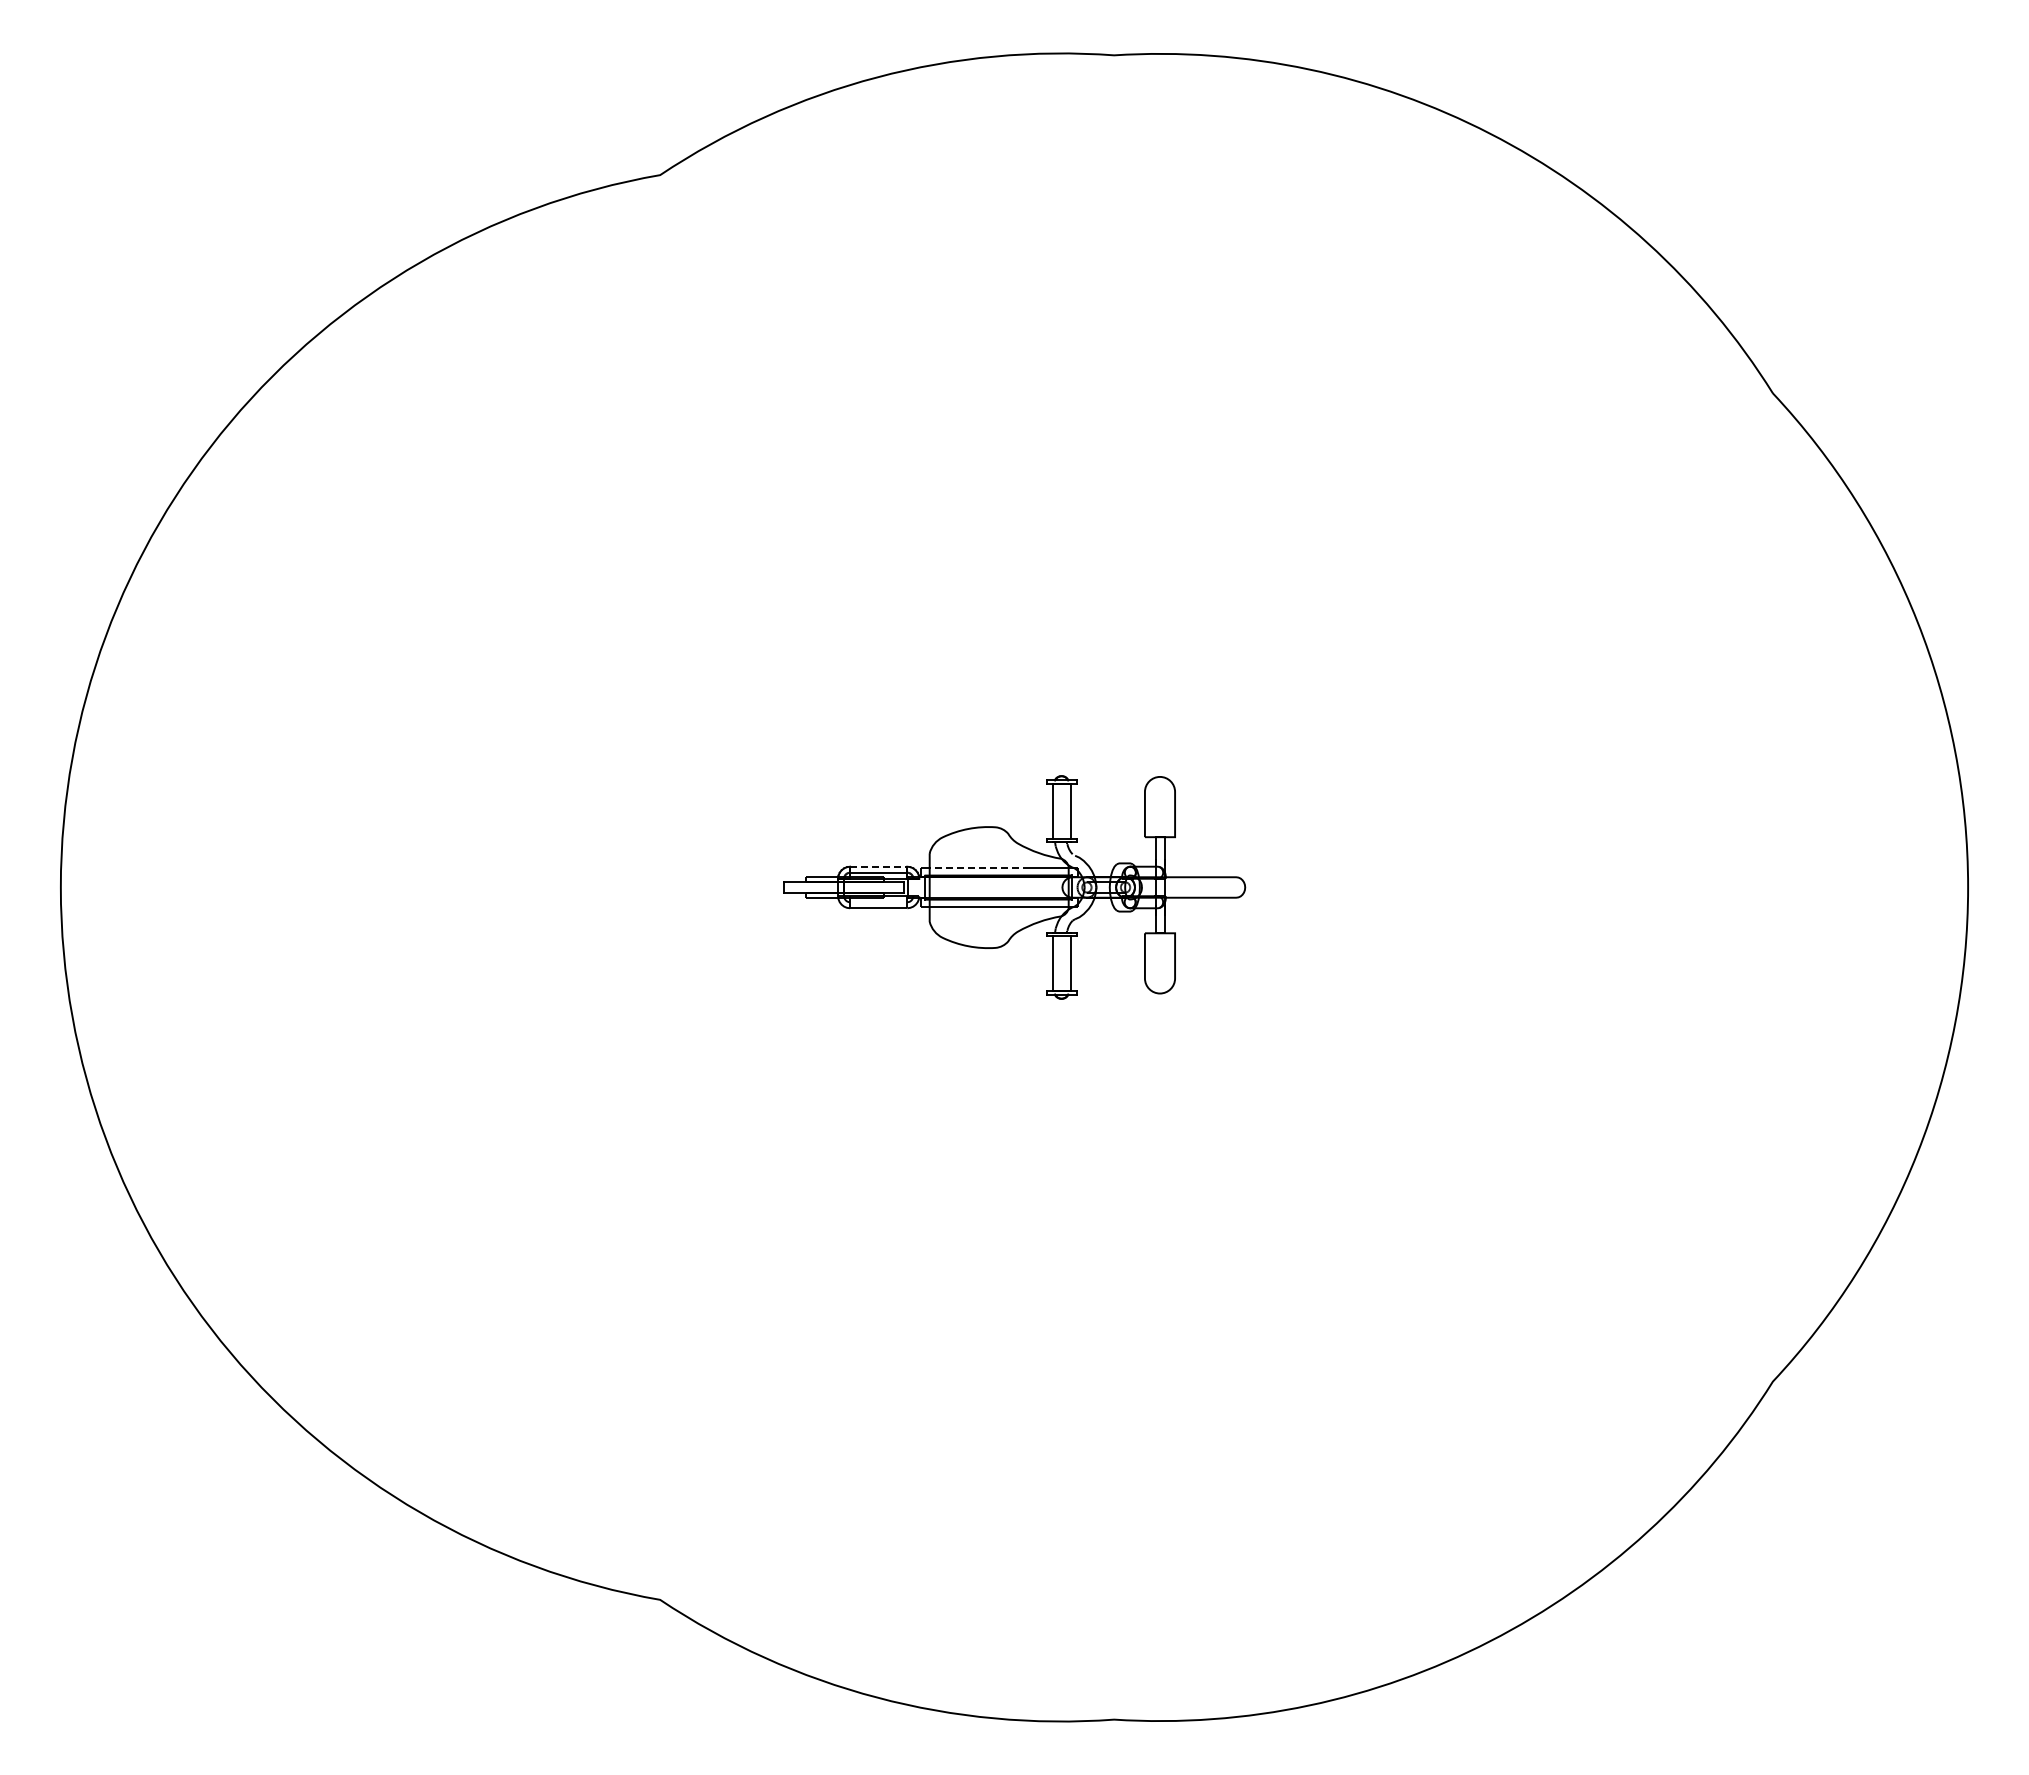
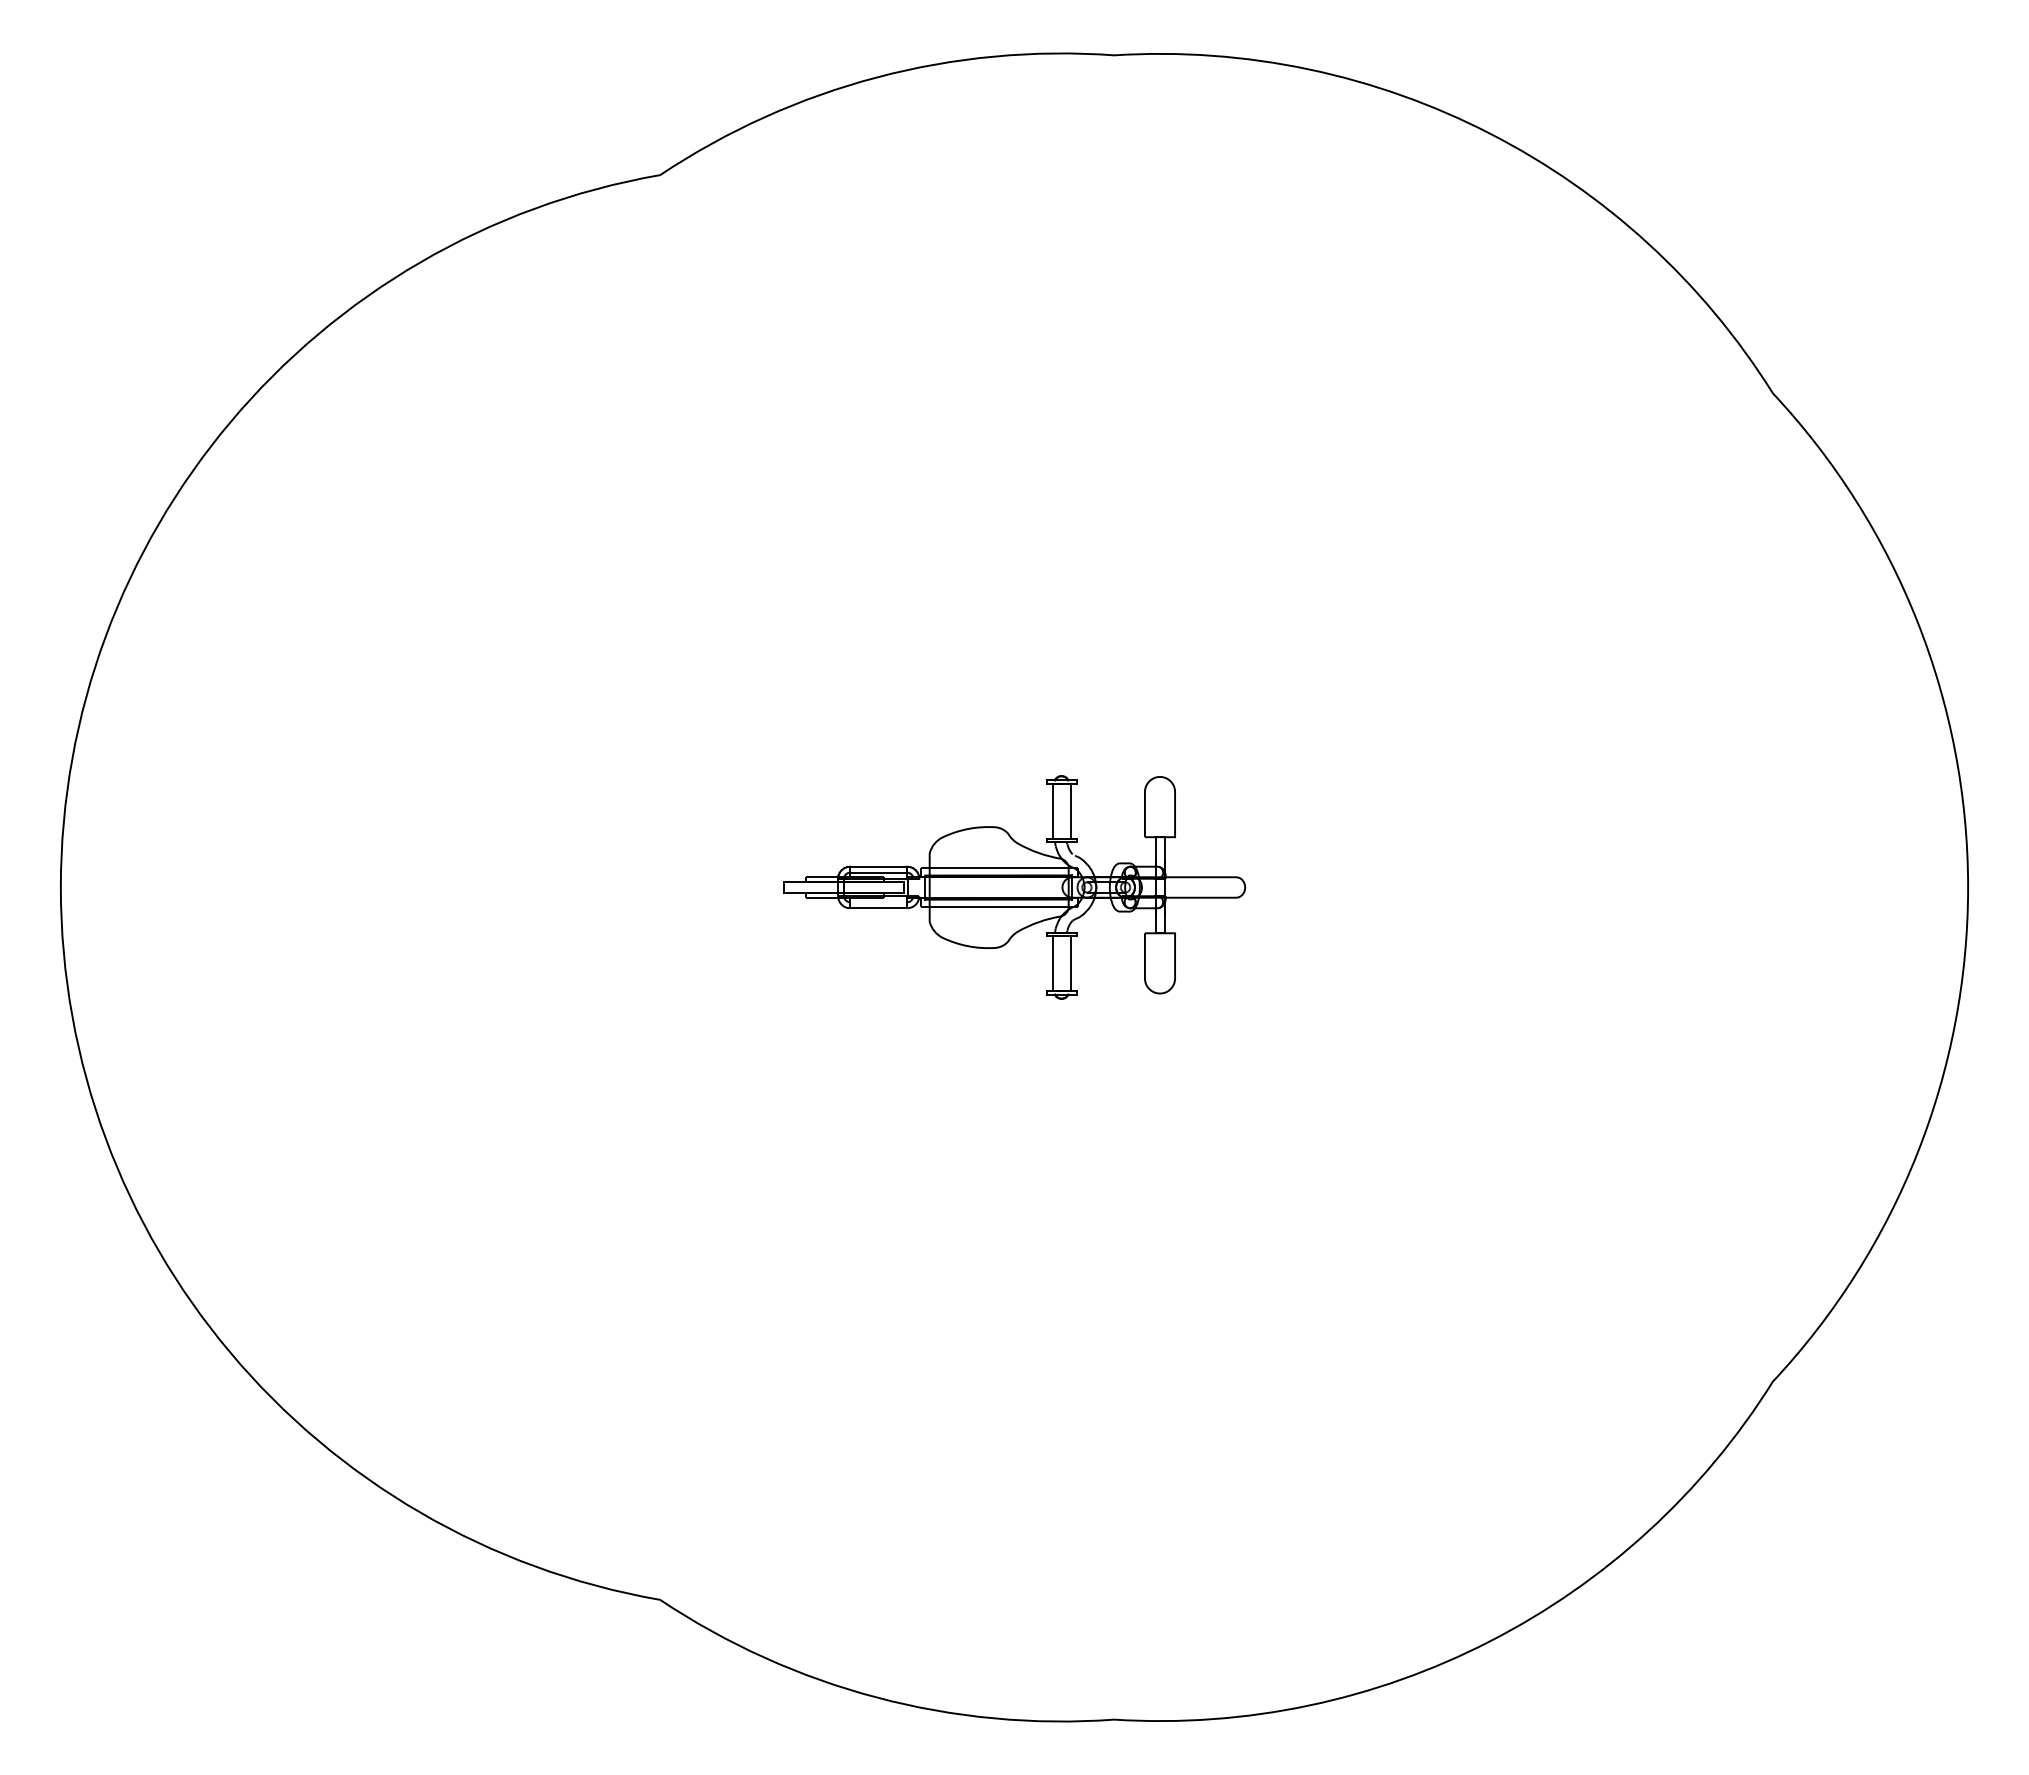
line: dashed -> solid (878, 866)
line: dashed -> solid (977, 868)
